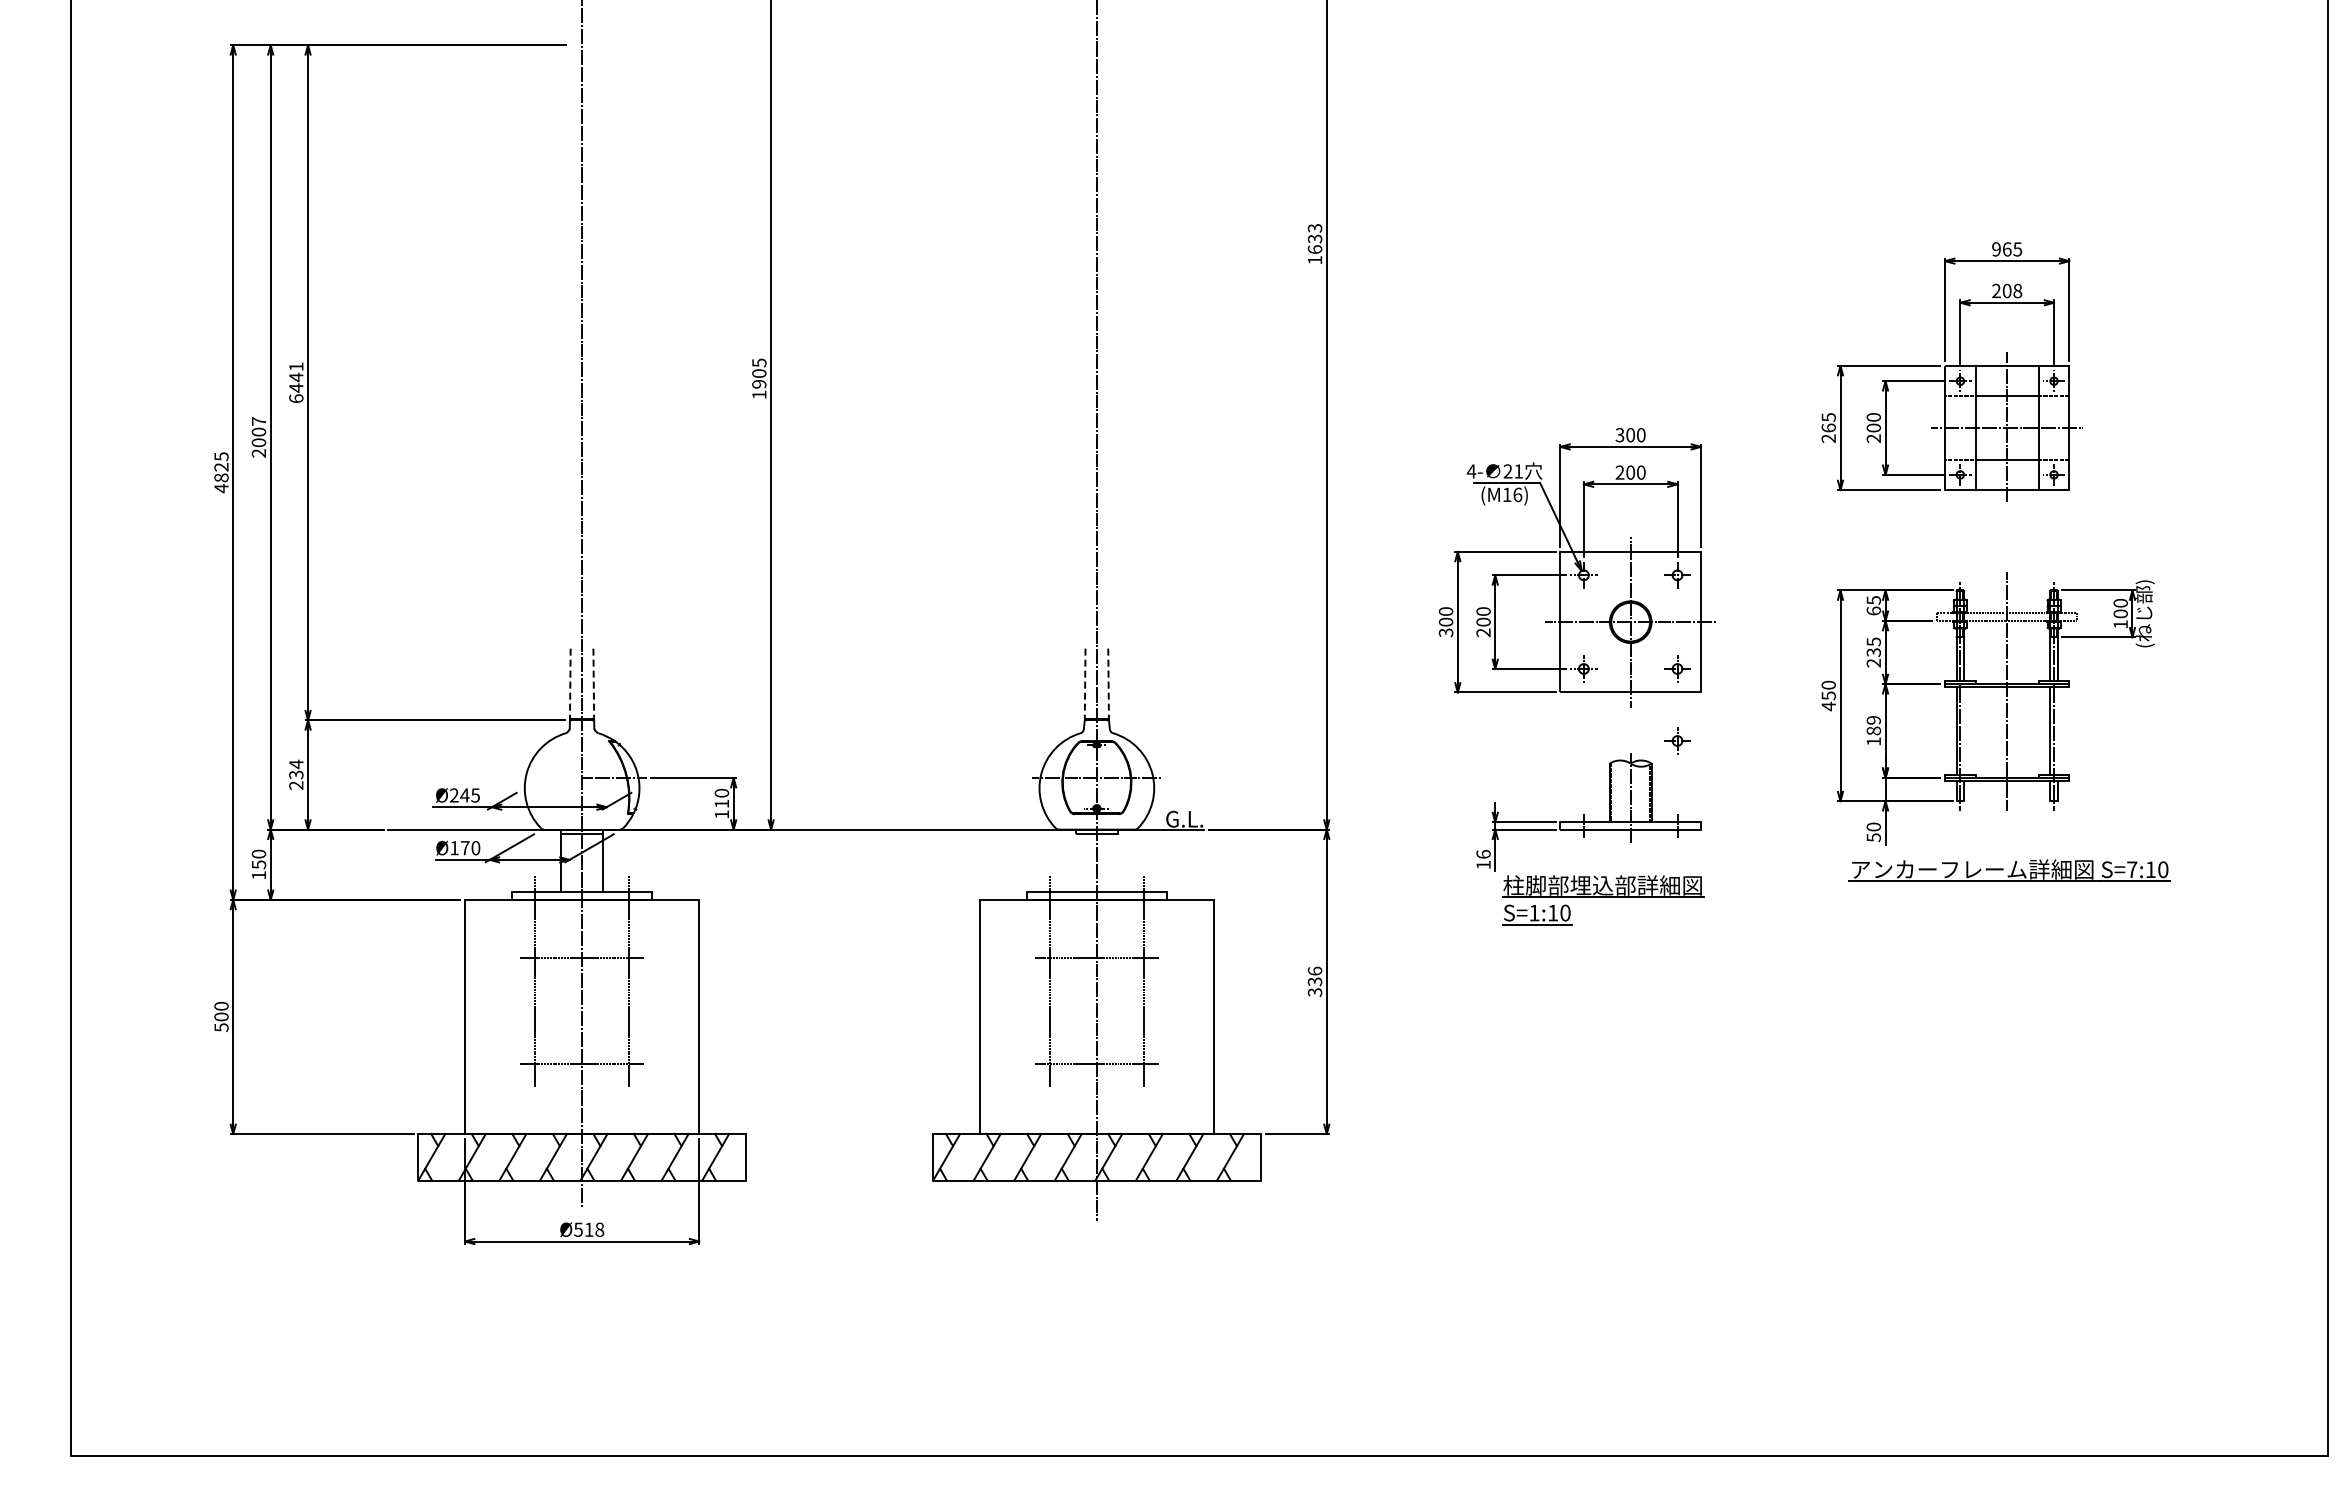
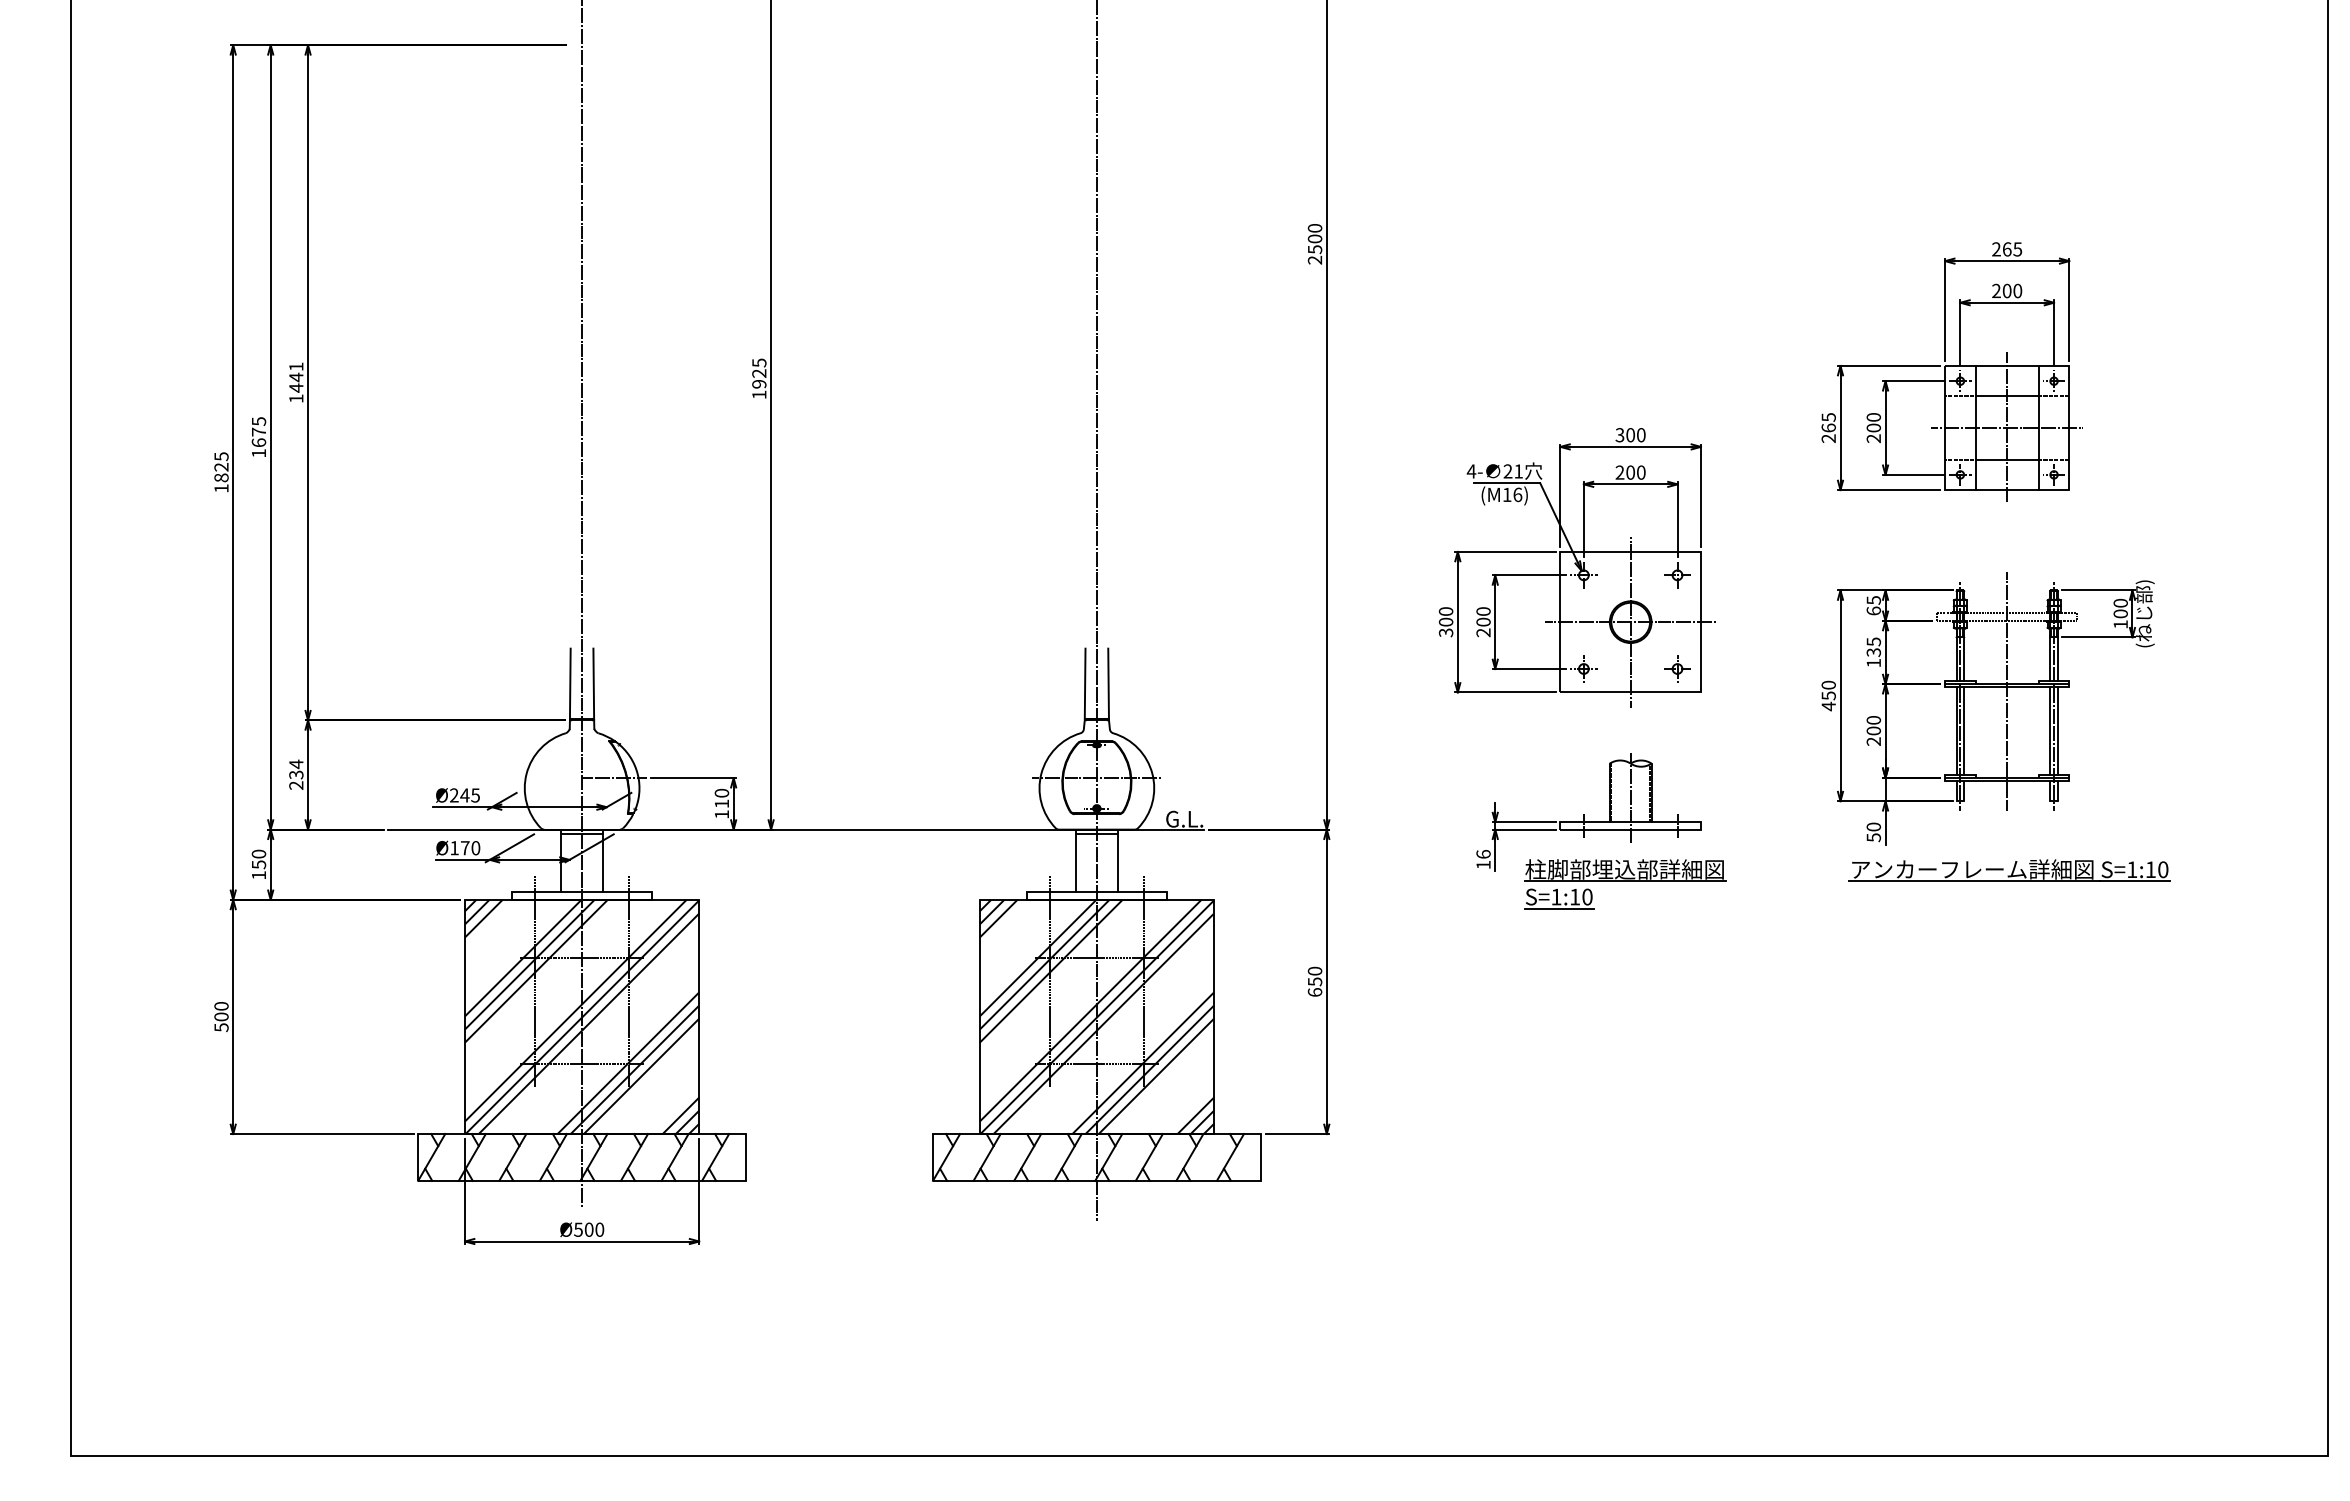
text: 1633 -> 2500 (1314, 244)
text: 965 -> 265 (1996, 249)
text: 208 -> 200 (2017, 290)
text: 1905 -> 1925 (759, 373)
text: 6441 -> 1441 (296, 398)
text: 2007 -> 1675 (258, 437)
text: 4825 -> 1825 (221, 488)
text: 235 -> 135 (1873, 662)
line: dashed -> solid (570, 684)
line: dashed -> solid (593, 684)
line: dashed -> solid (1085, 684)
line: dashed -> solid (1108, 684)
text: 189 -> 200 (1873, 730)
line: none -> present (1964, 730)
line: none -> present (2057, 730)
part: present -> none (1677, 740)
line: none -> present (1076, 862)
line: none -> present (1117, 862)
text: S=7:10 -> S=1:10 (2132, 869)
part position: (1603, 900) -> (1625, 884) (1625, 884)
text: 336 -> 650 (1314, 981)
hatch: none -> present (582, 1016)
hatch: none -> present (1096, 1016)
text: Ø518 -> Ø500 (594, 1229)
